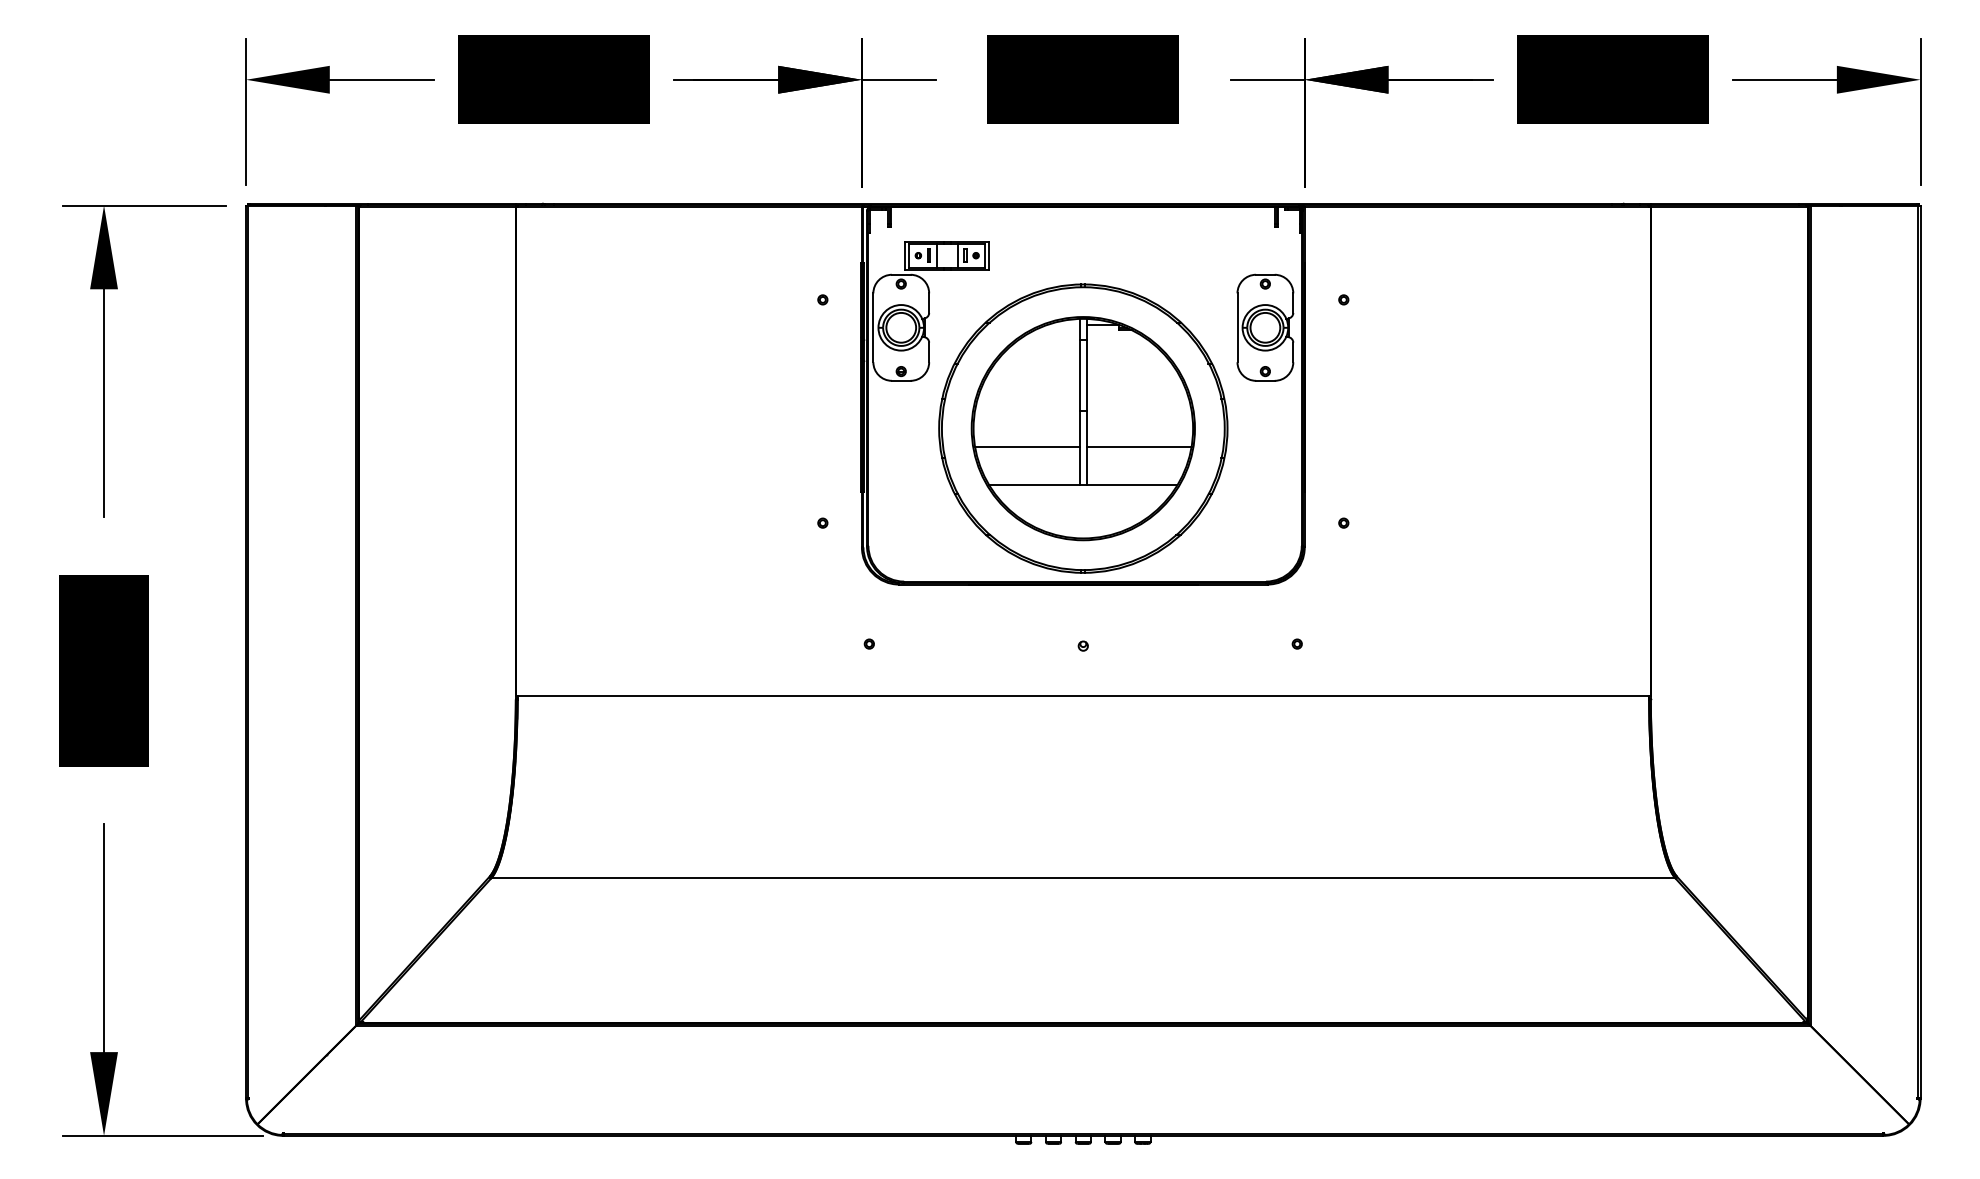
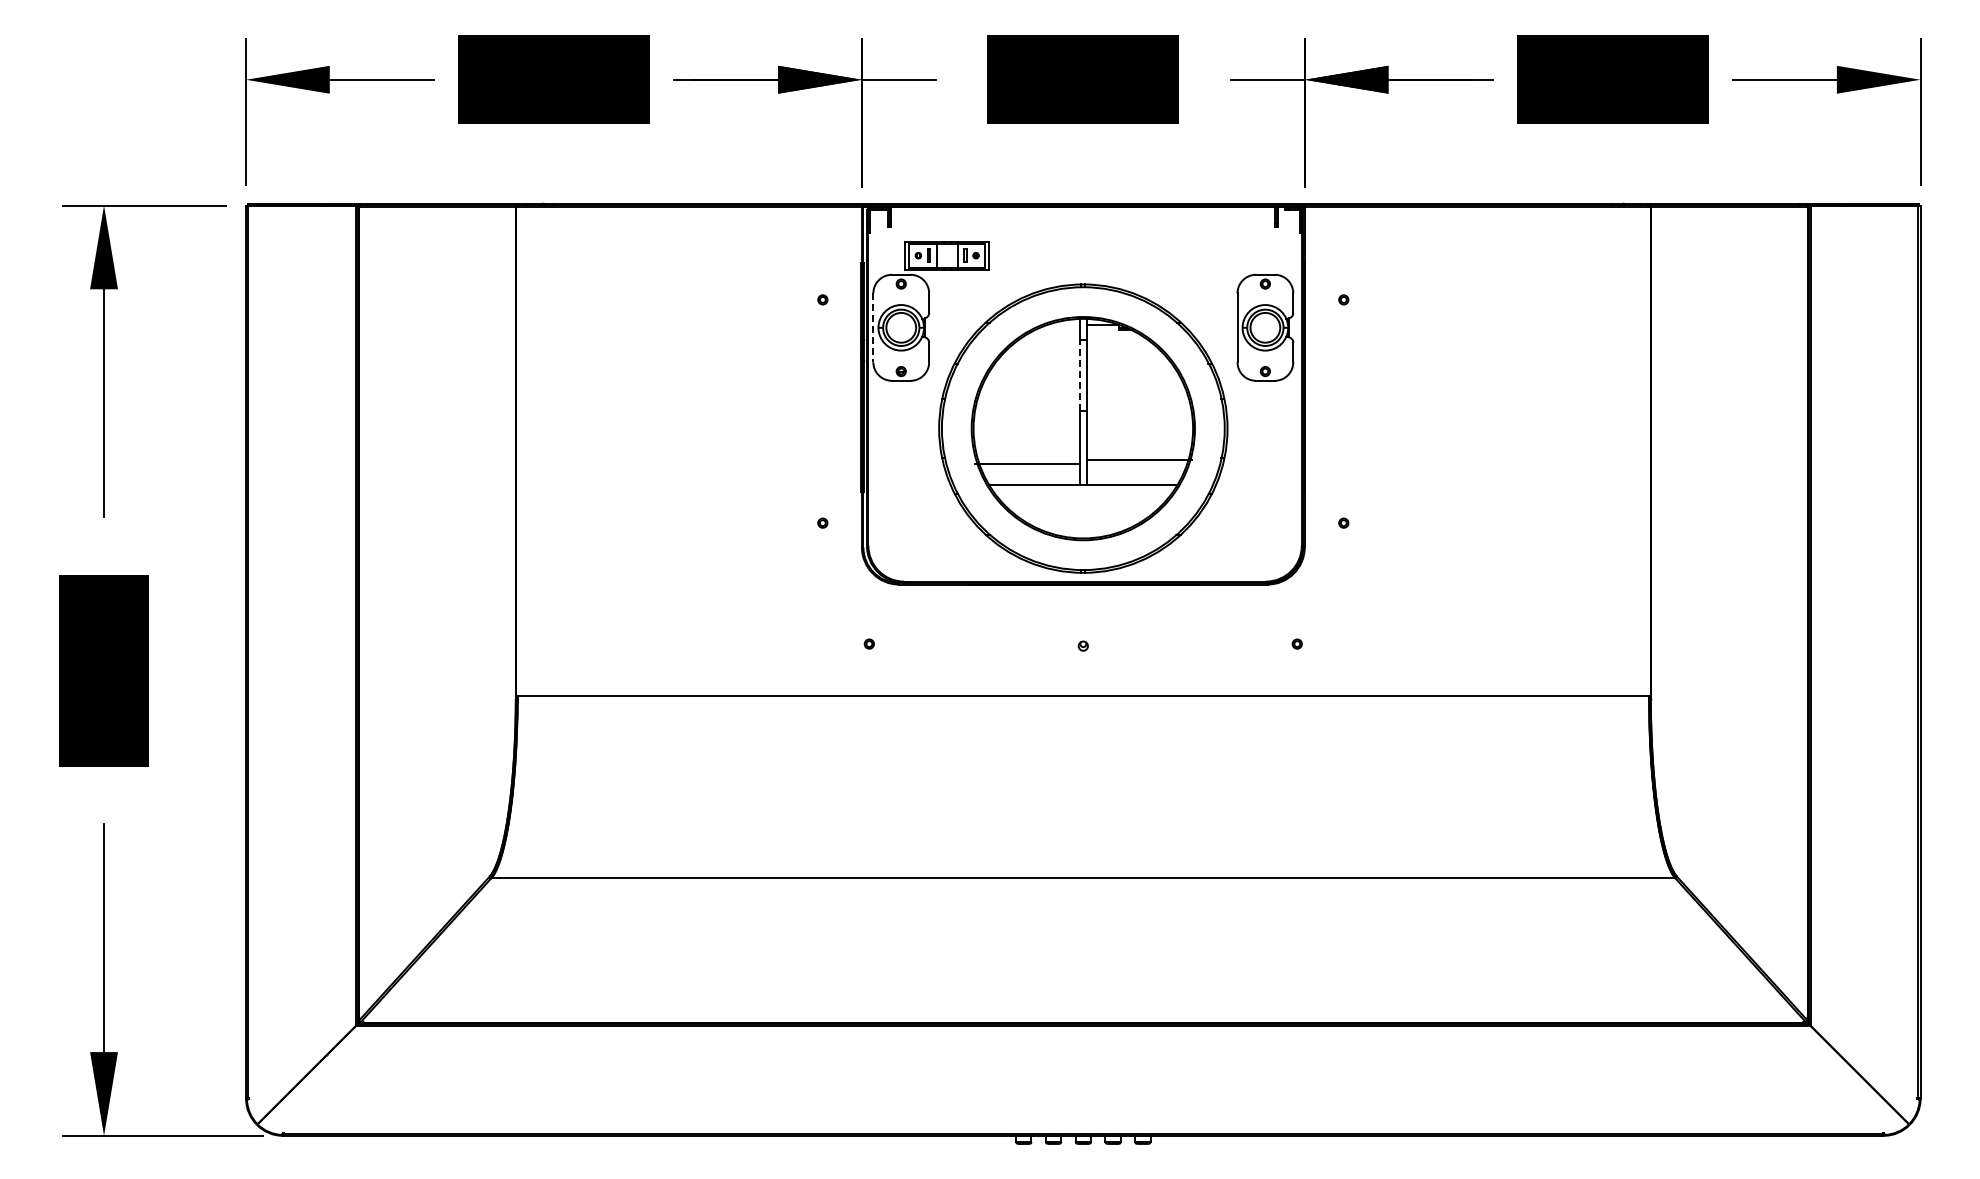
line: solid -> dashed (873, 328)
line: solid -> dashed (1079, 375)
line position: (1027, 447) -> (1027, 464) (1027, 464)
line position: (1139, 447) -> (1139, 460) (1139, 460)
